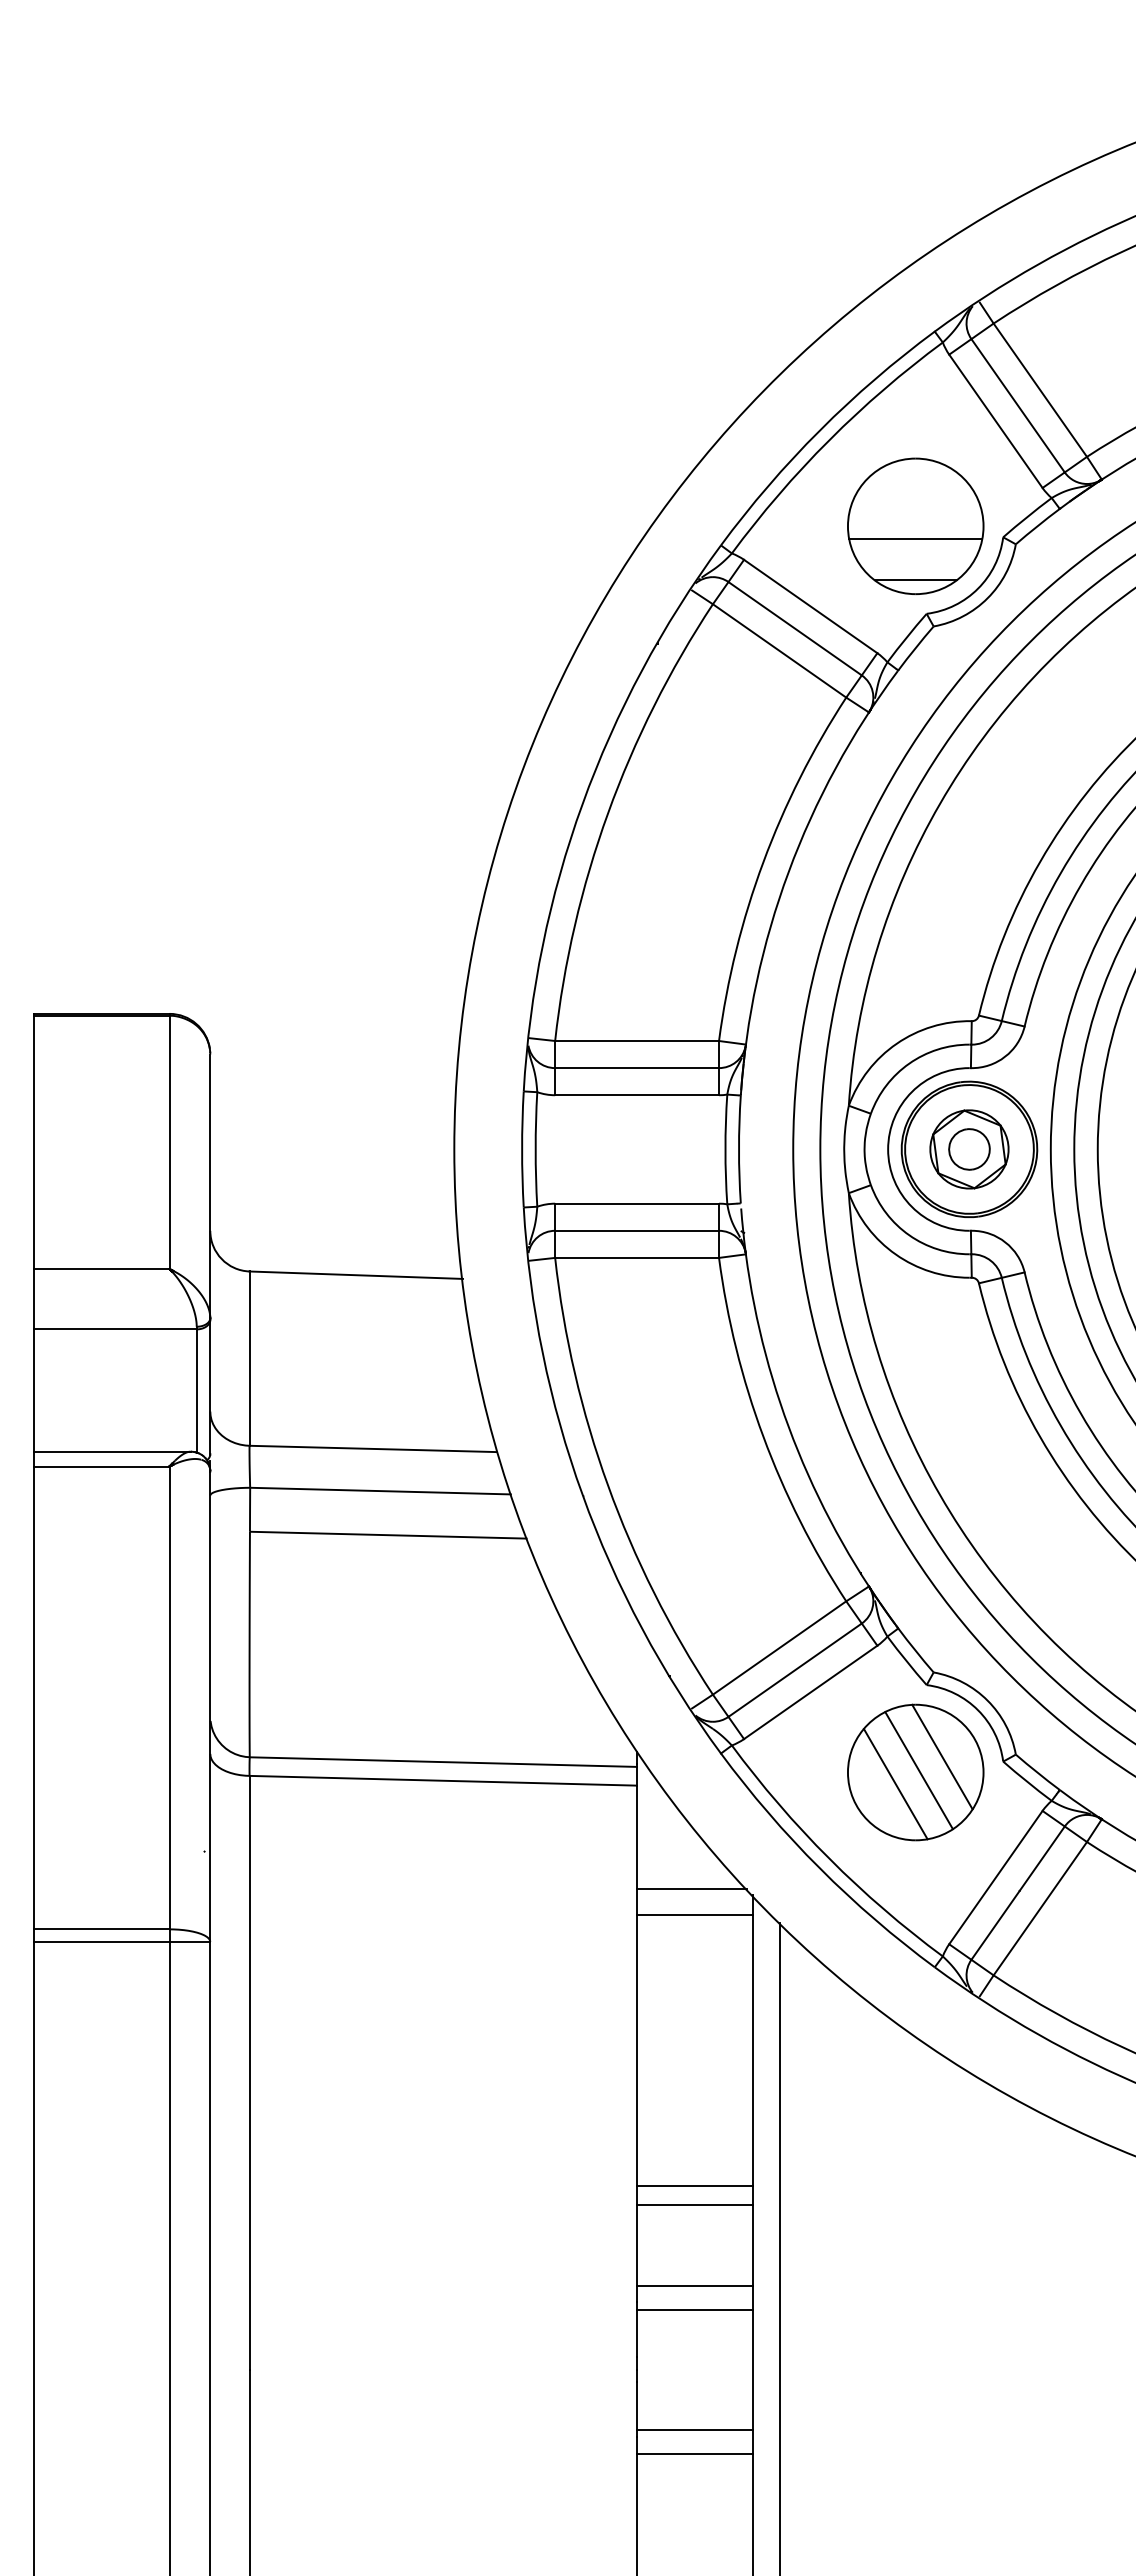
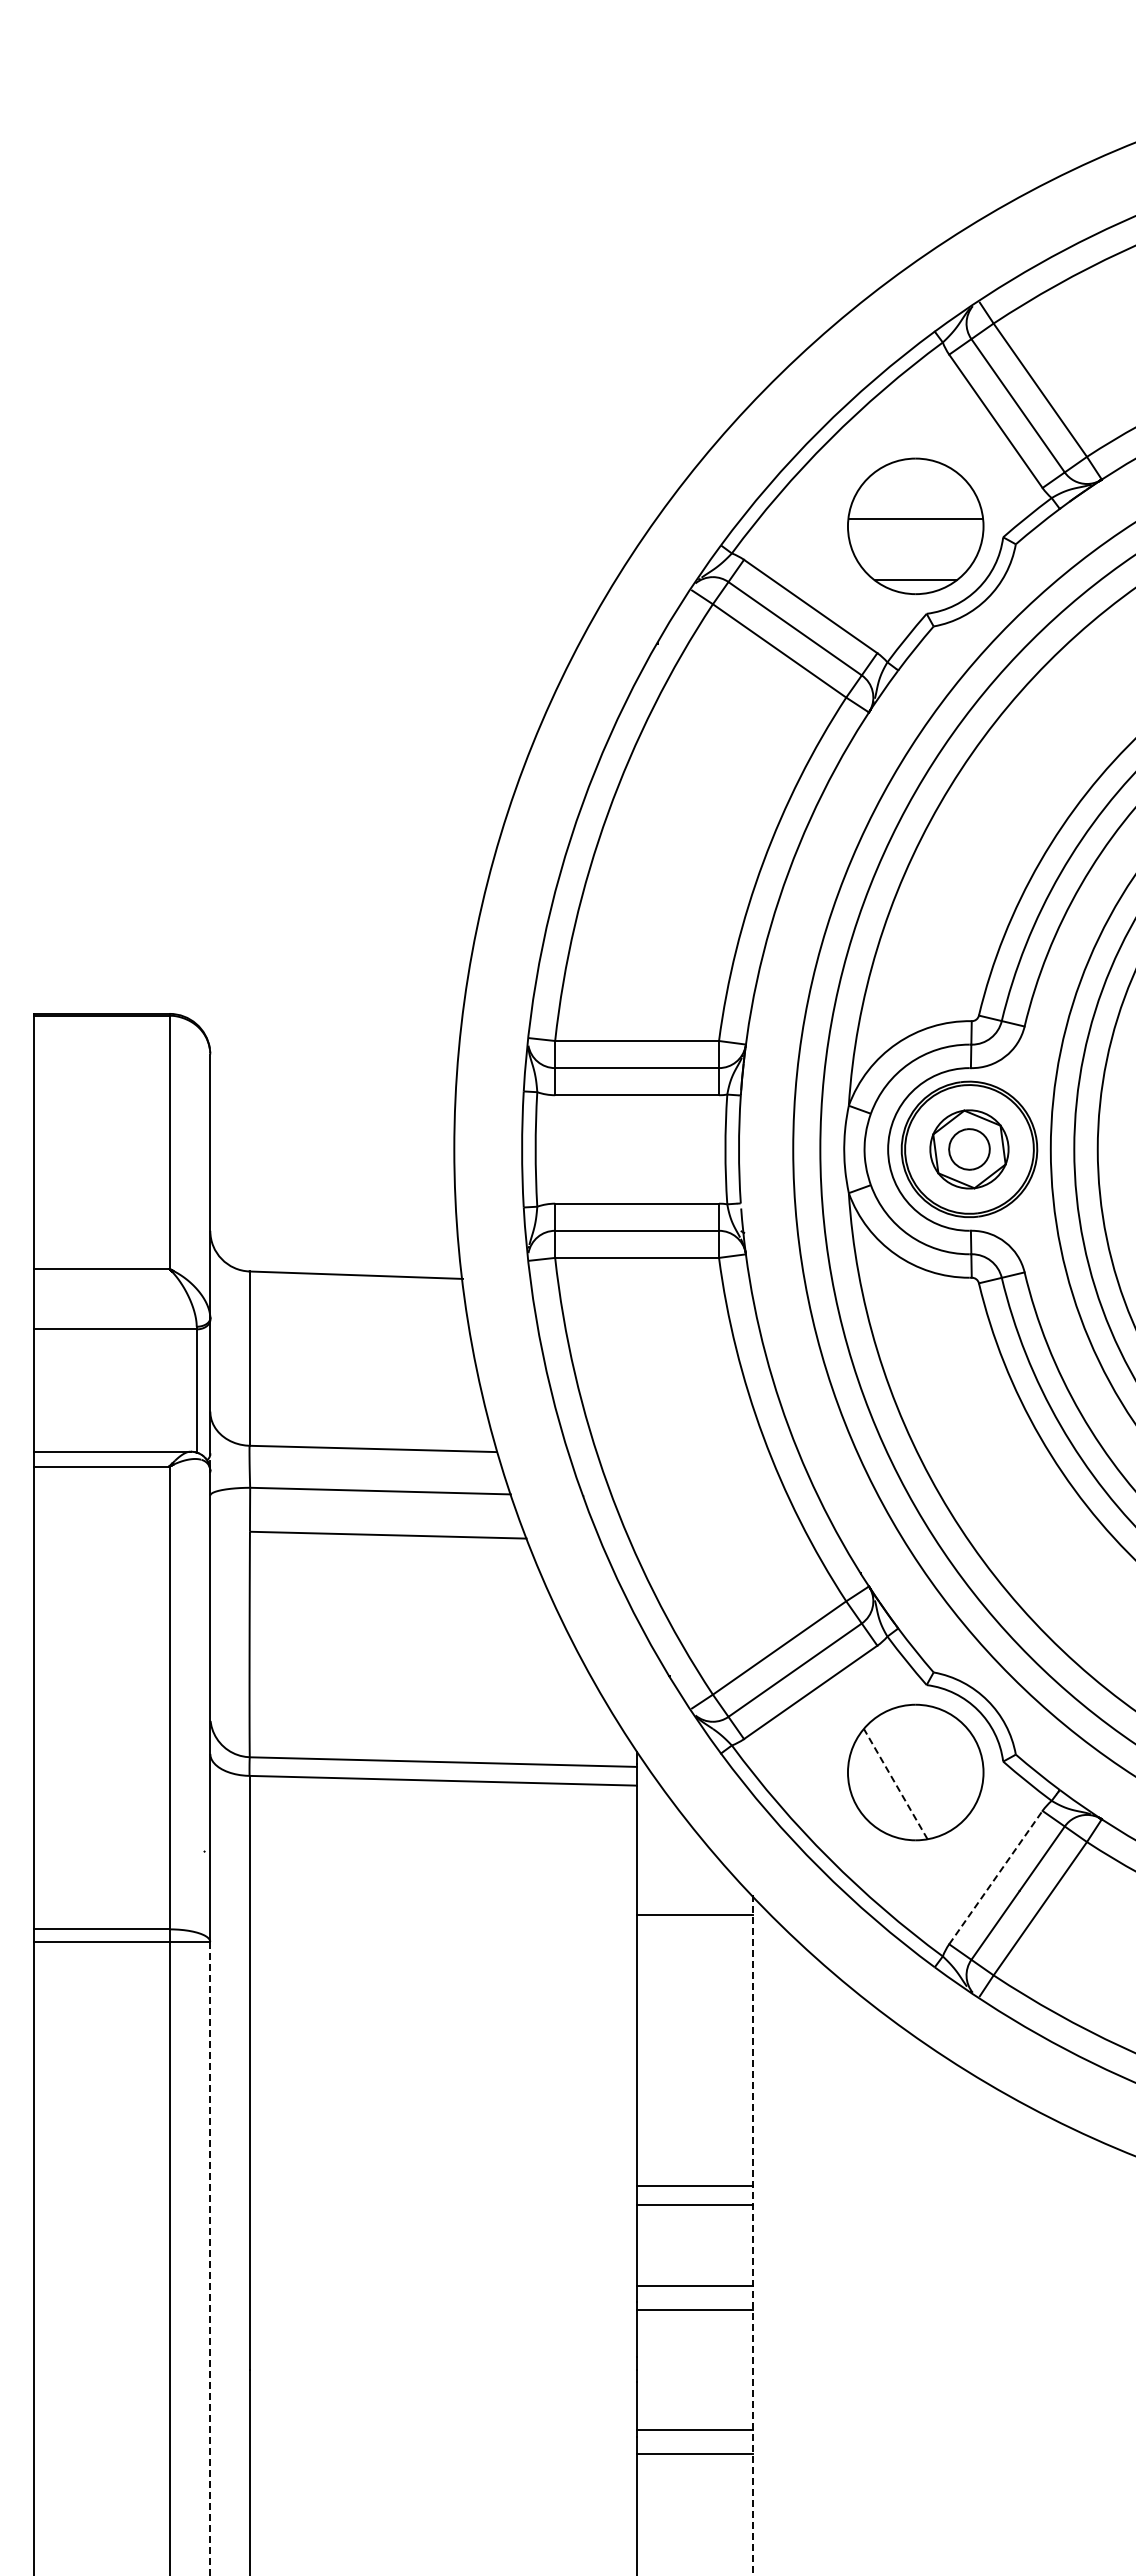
line position: (915, 539) -> (915, 519) (915, 519)
line: present -> none (942, 1756)
line: present -> none (918, 1770)
line: solid -> dashed (895, 1784)
line: solid -> dashed (996, 1877)
line: present -> none (691, 1888)
line: solid -> dashed (752, 2235)
line: present -> none (779, 2247)
line: solid -> dashed (210, 2258)
